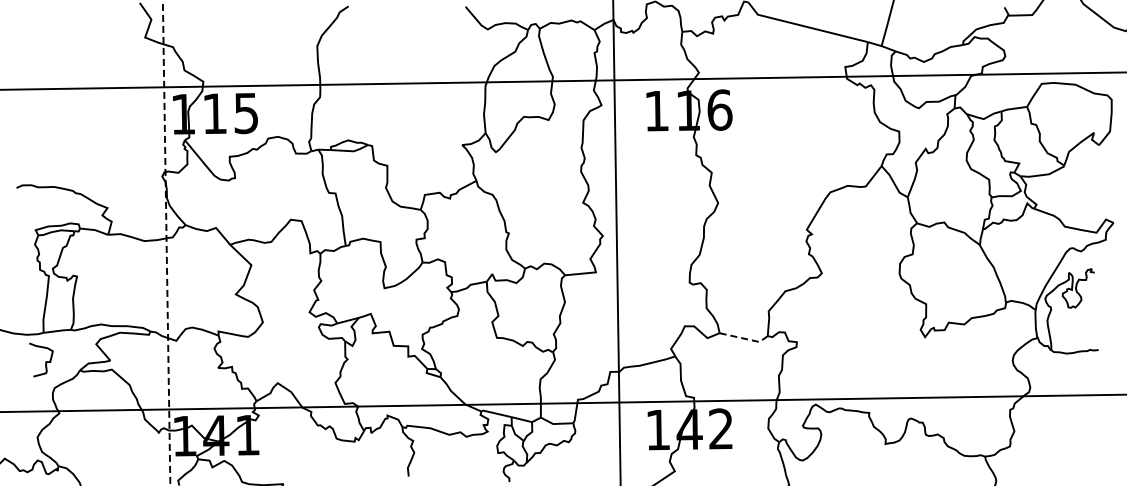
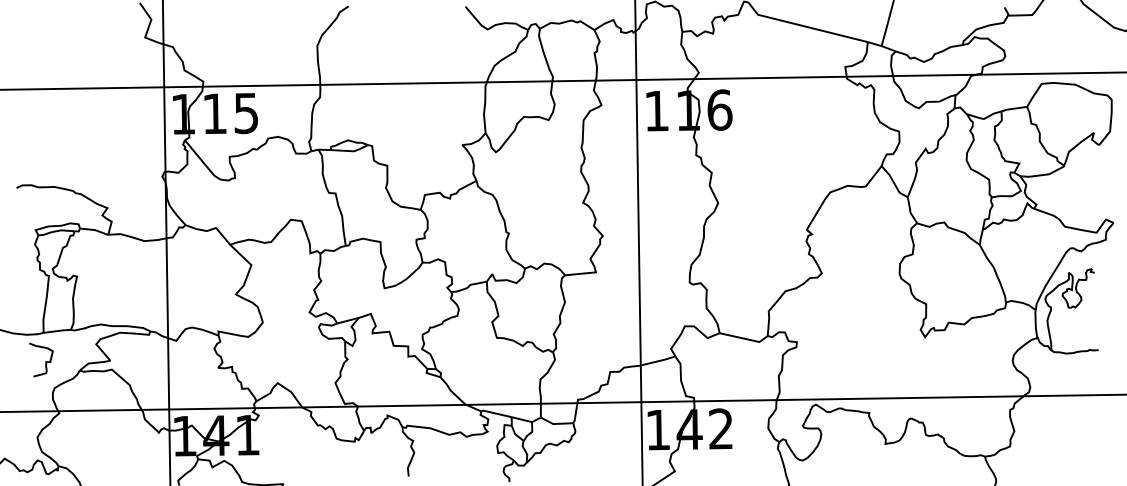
line position: (616, 242) -> (638, 242) (638, 242)
line: dashed -> solid (166, 243)
line: dashed -> solid (745, 339)
